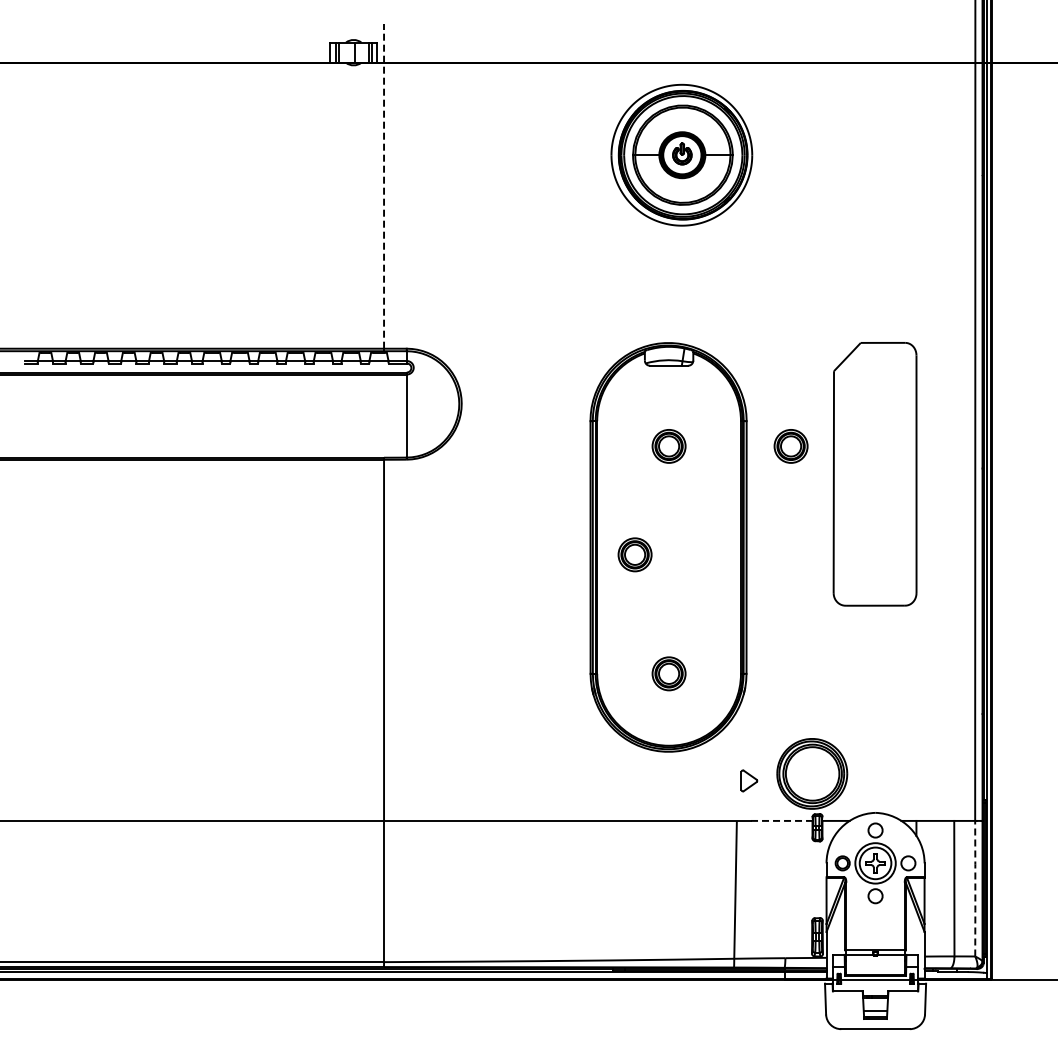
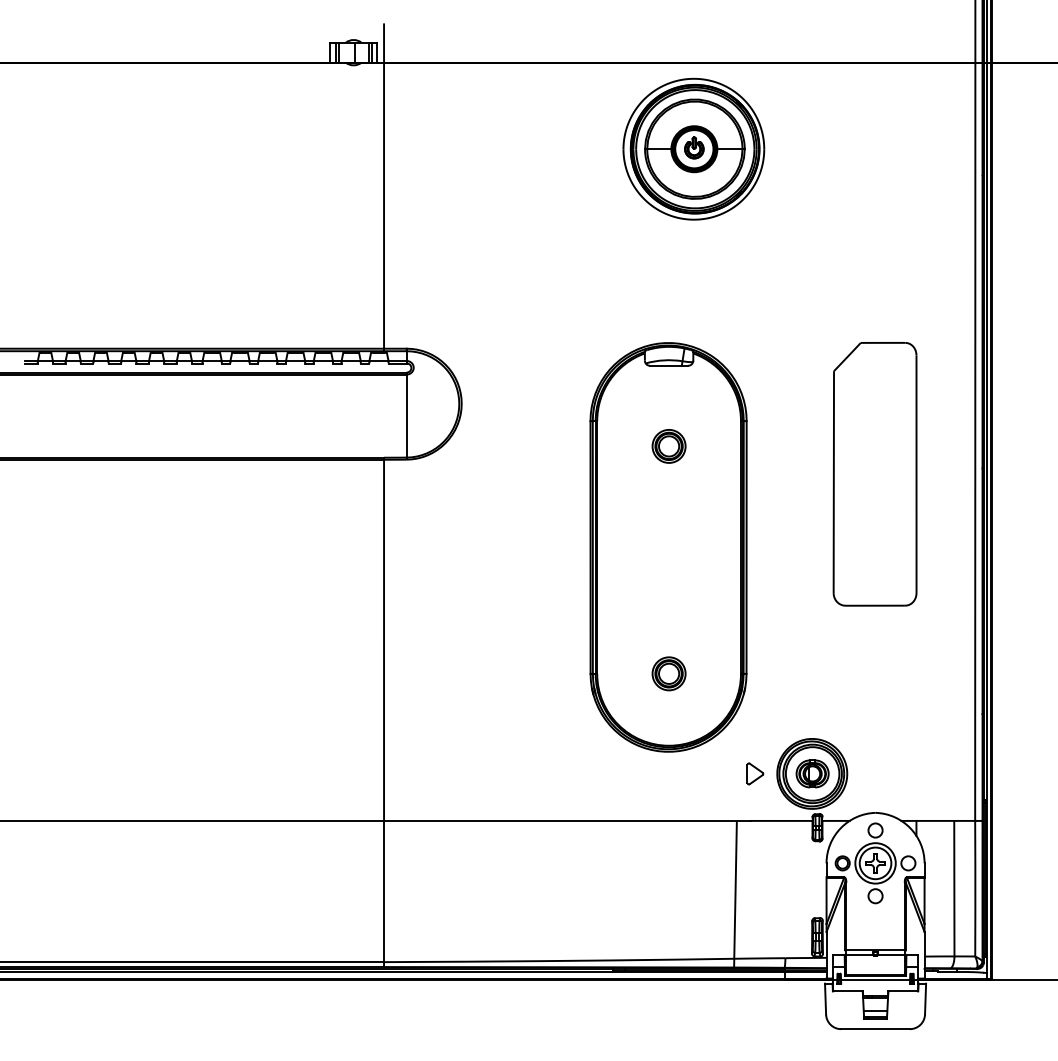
part position: (681, 154) -> (693, 148) (693, 148)
line: dashed -> solid (384, 186)
part: present -> none (790, 446)
part: present -> none (634, 554)
part: none -> present (812, 773)
part position: (749, 780) -> (755, 773) (755, 773)
line: dashed -> solid (781, 820)
line: dashed -> solid (975, 888)
